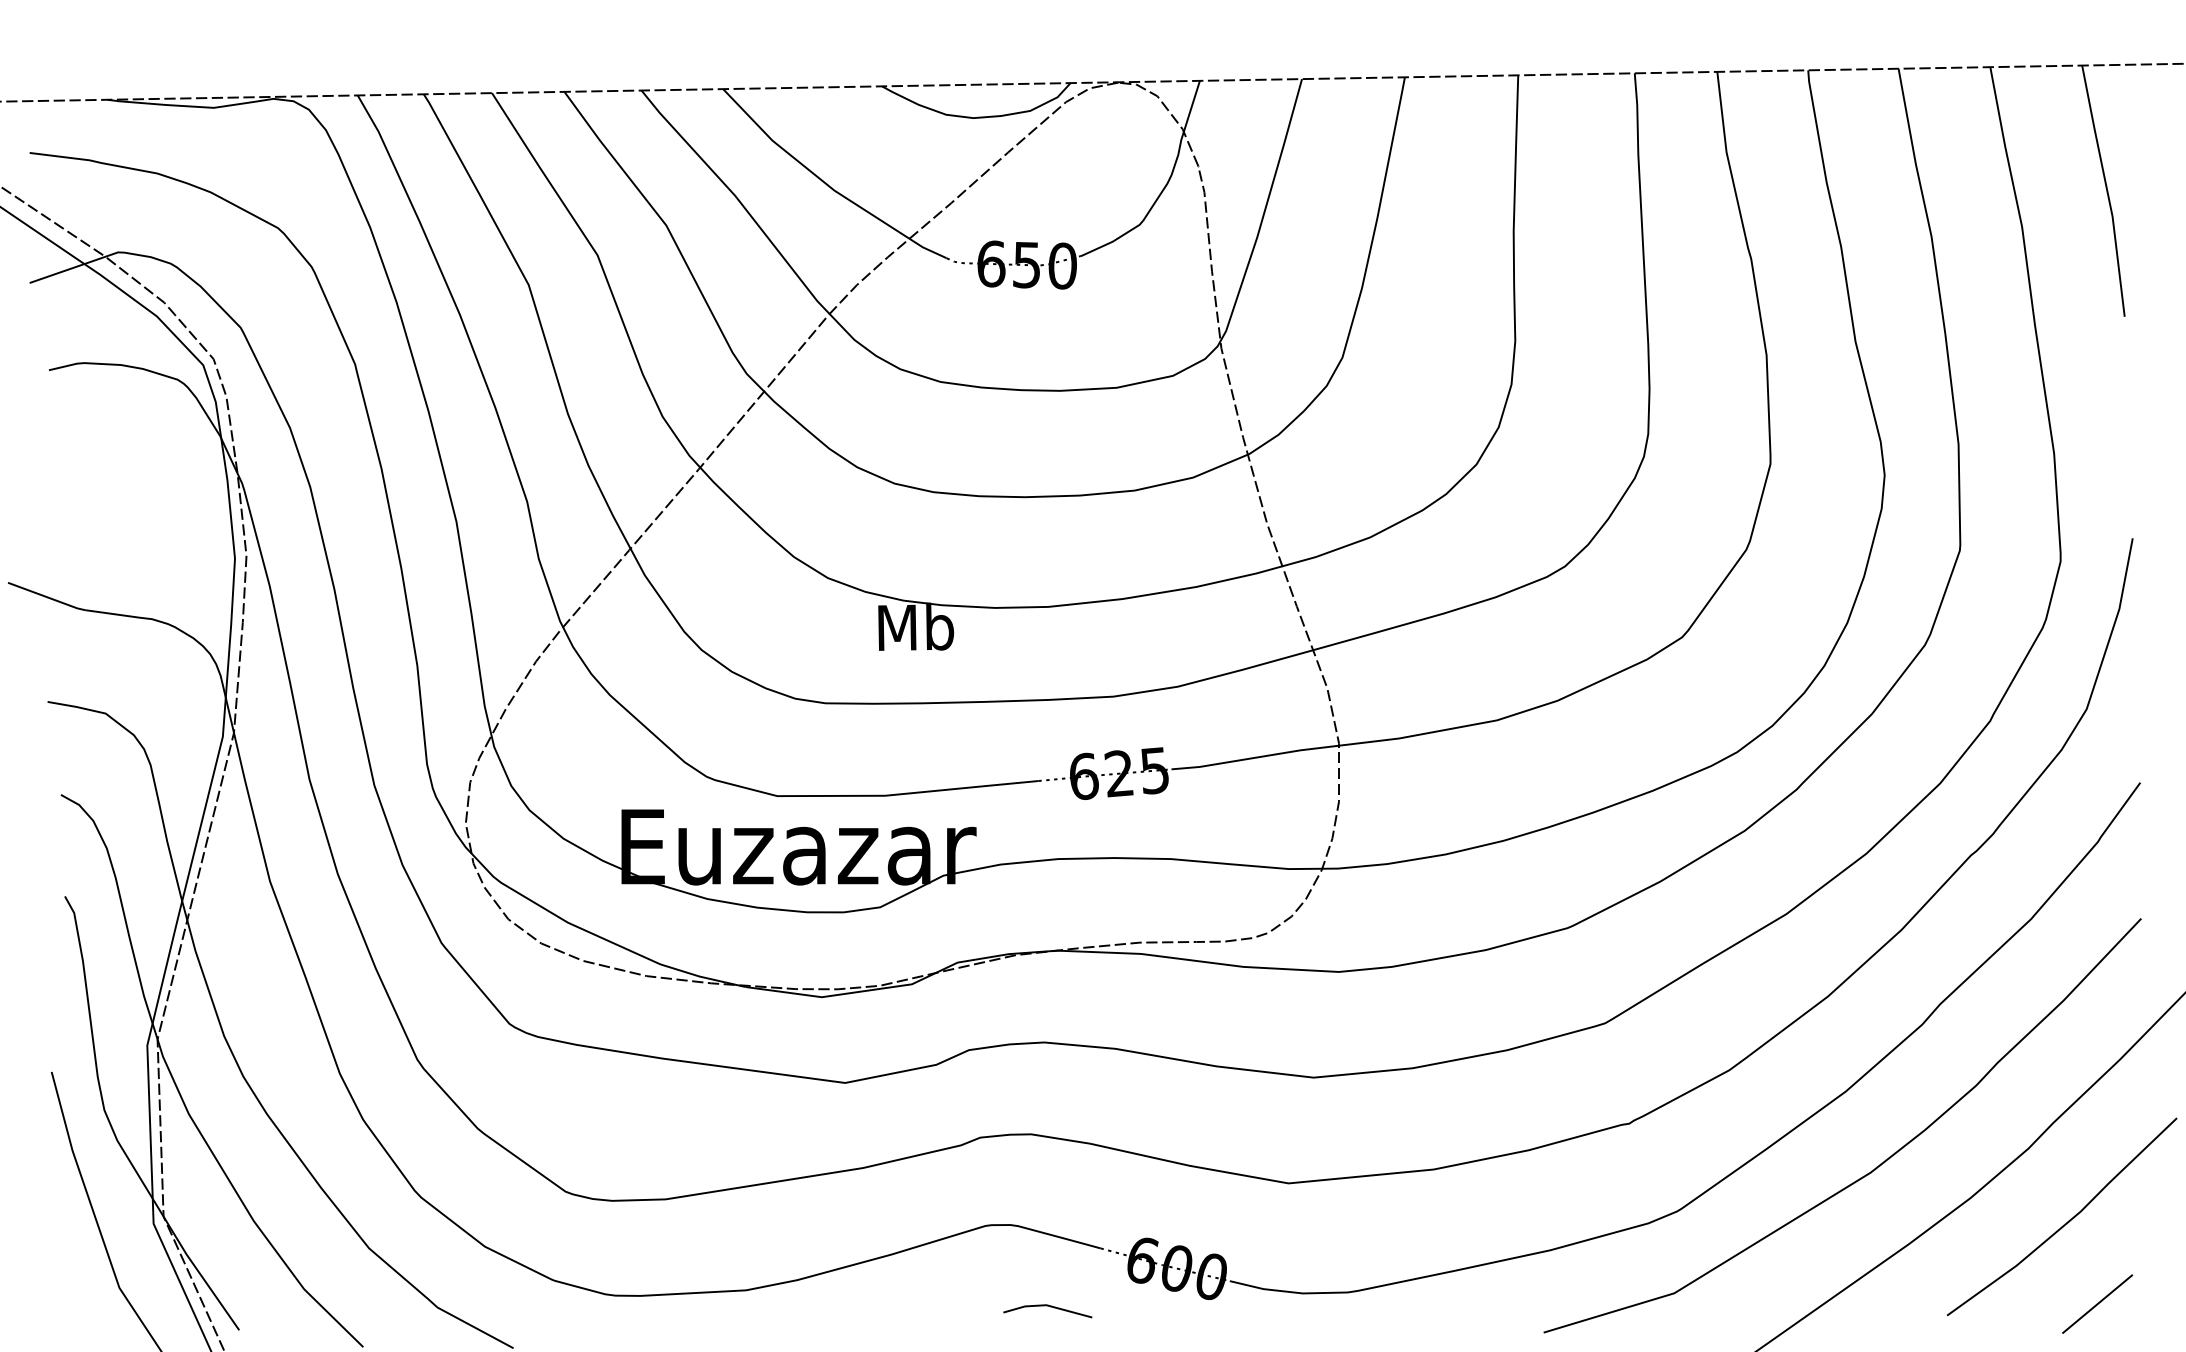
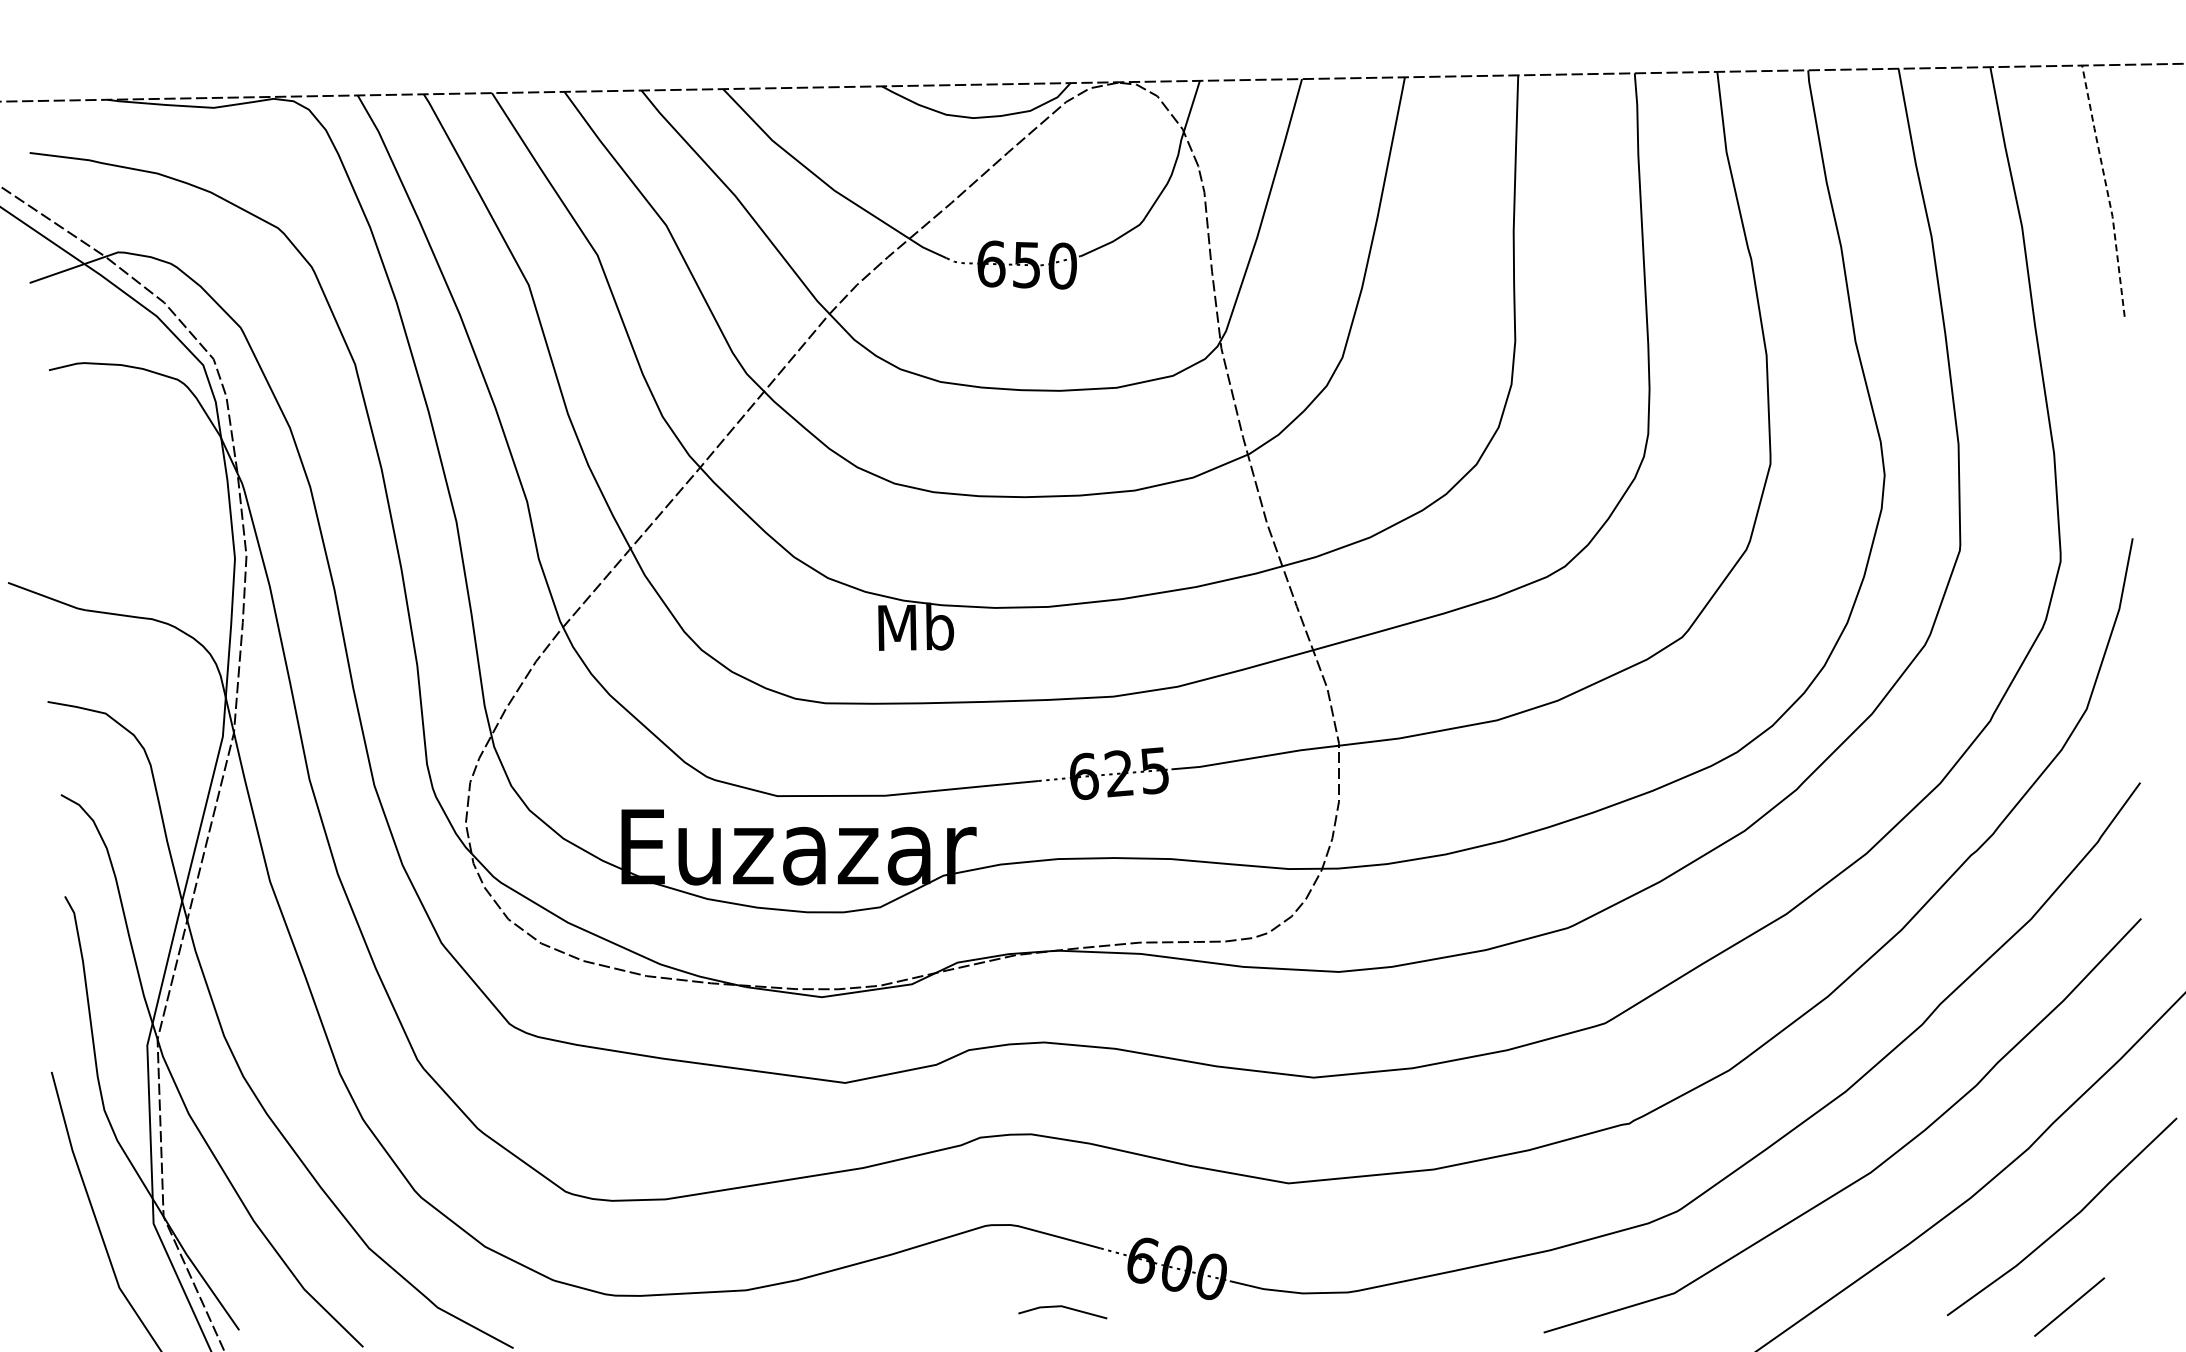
line: solid -> dashed (2107, 190)
line position: (2097, 1303) -> (2069, 1306) (2069, 1306)
line position: (1047, 1306) -> (1062, 1307) (1062, 1307)
